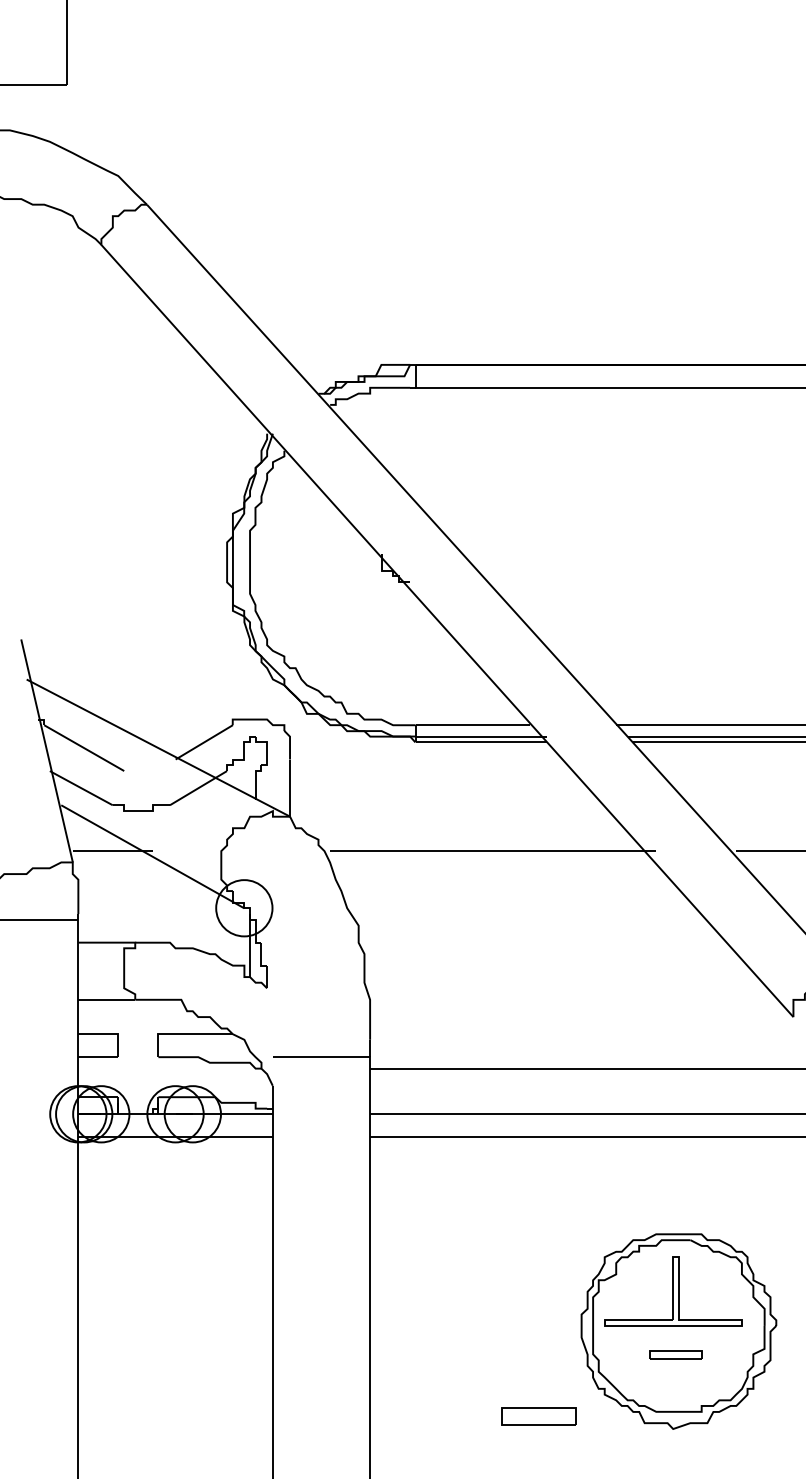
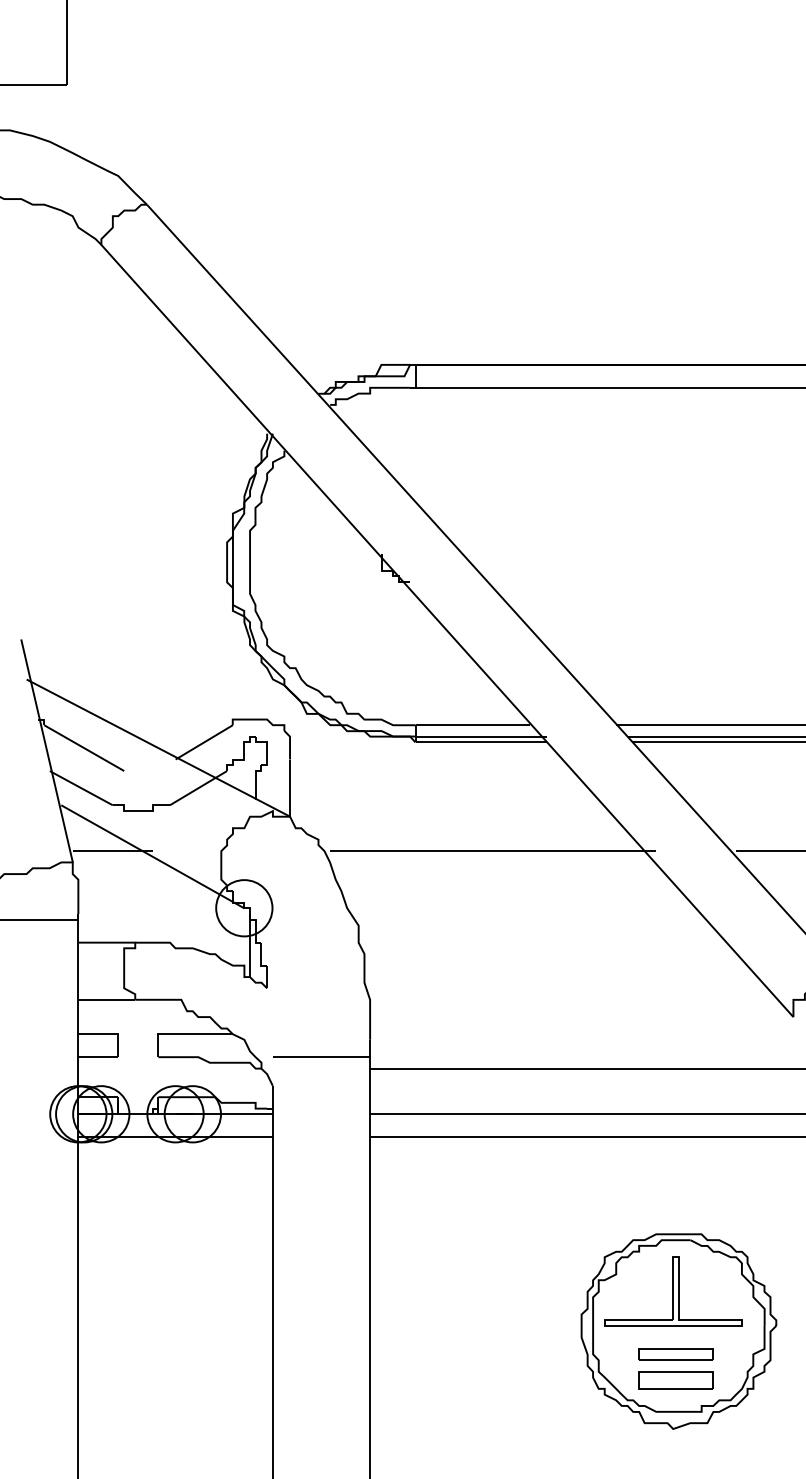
part size: 54x10 px -> 76x13 px (675, 1354)
part position: (538, 1416) -> (675, 1380) (675, 1380)
